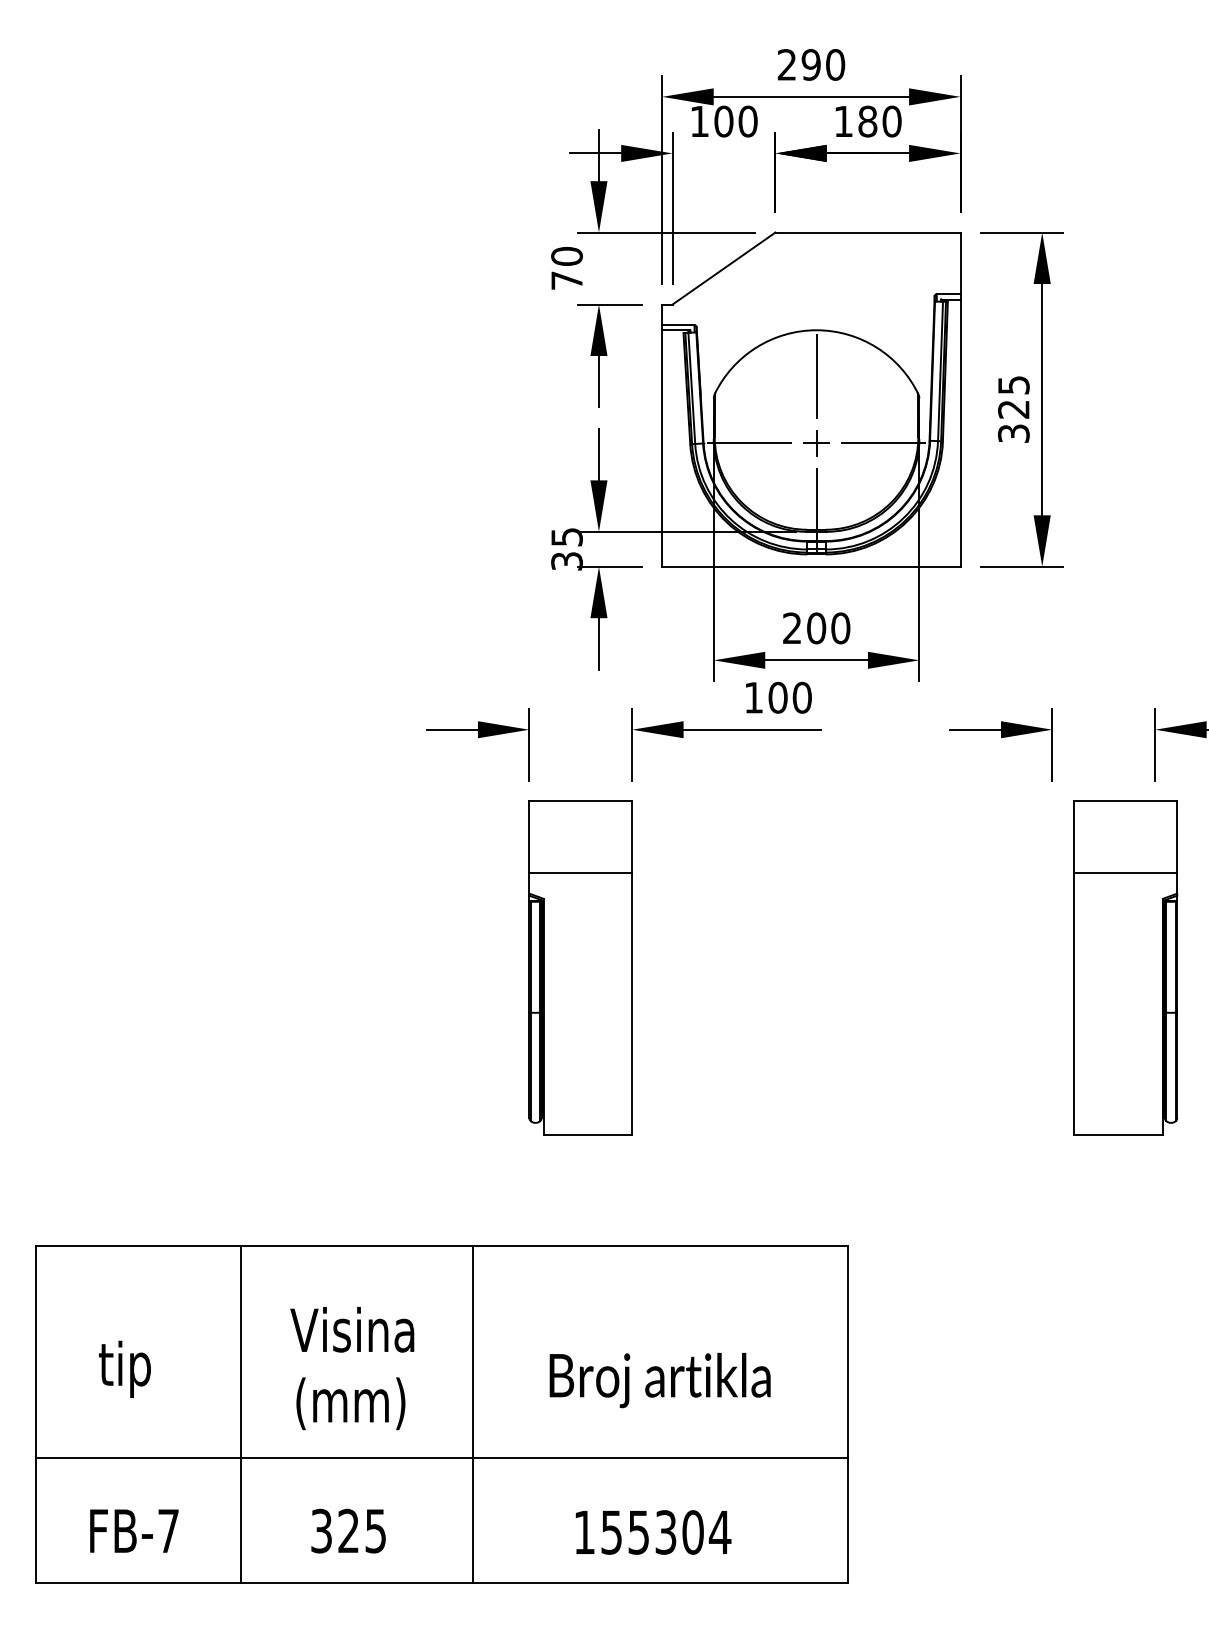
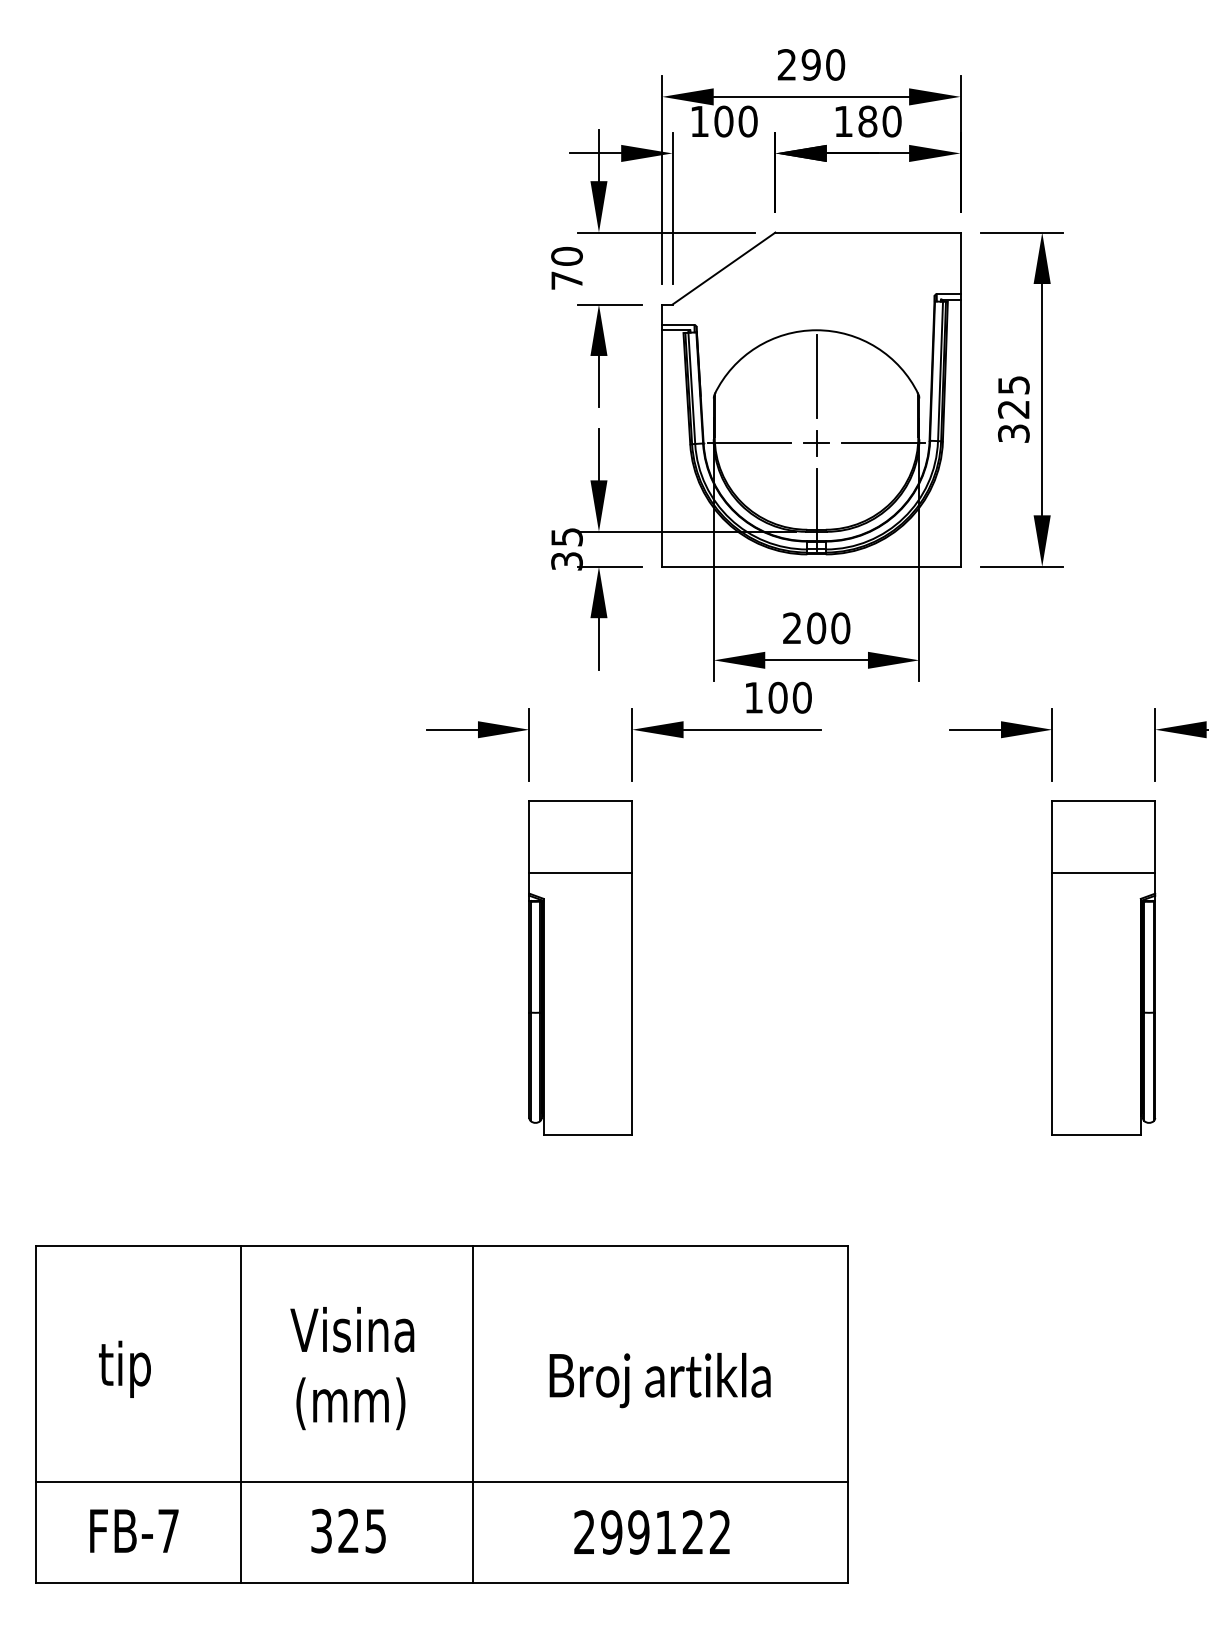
part position: (1125, 967) -> (1103, 967) (1103, 967)
line position: (441, 1457) -> (441, 1481) (441, 1481)
text: 155304 -> 299122 (652, 1532)
